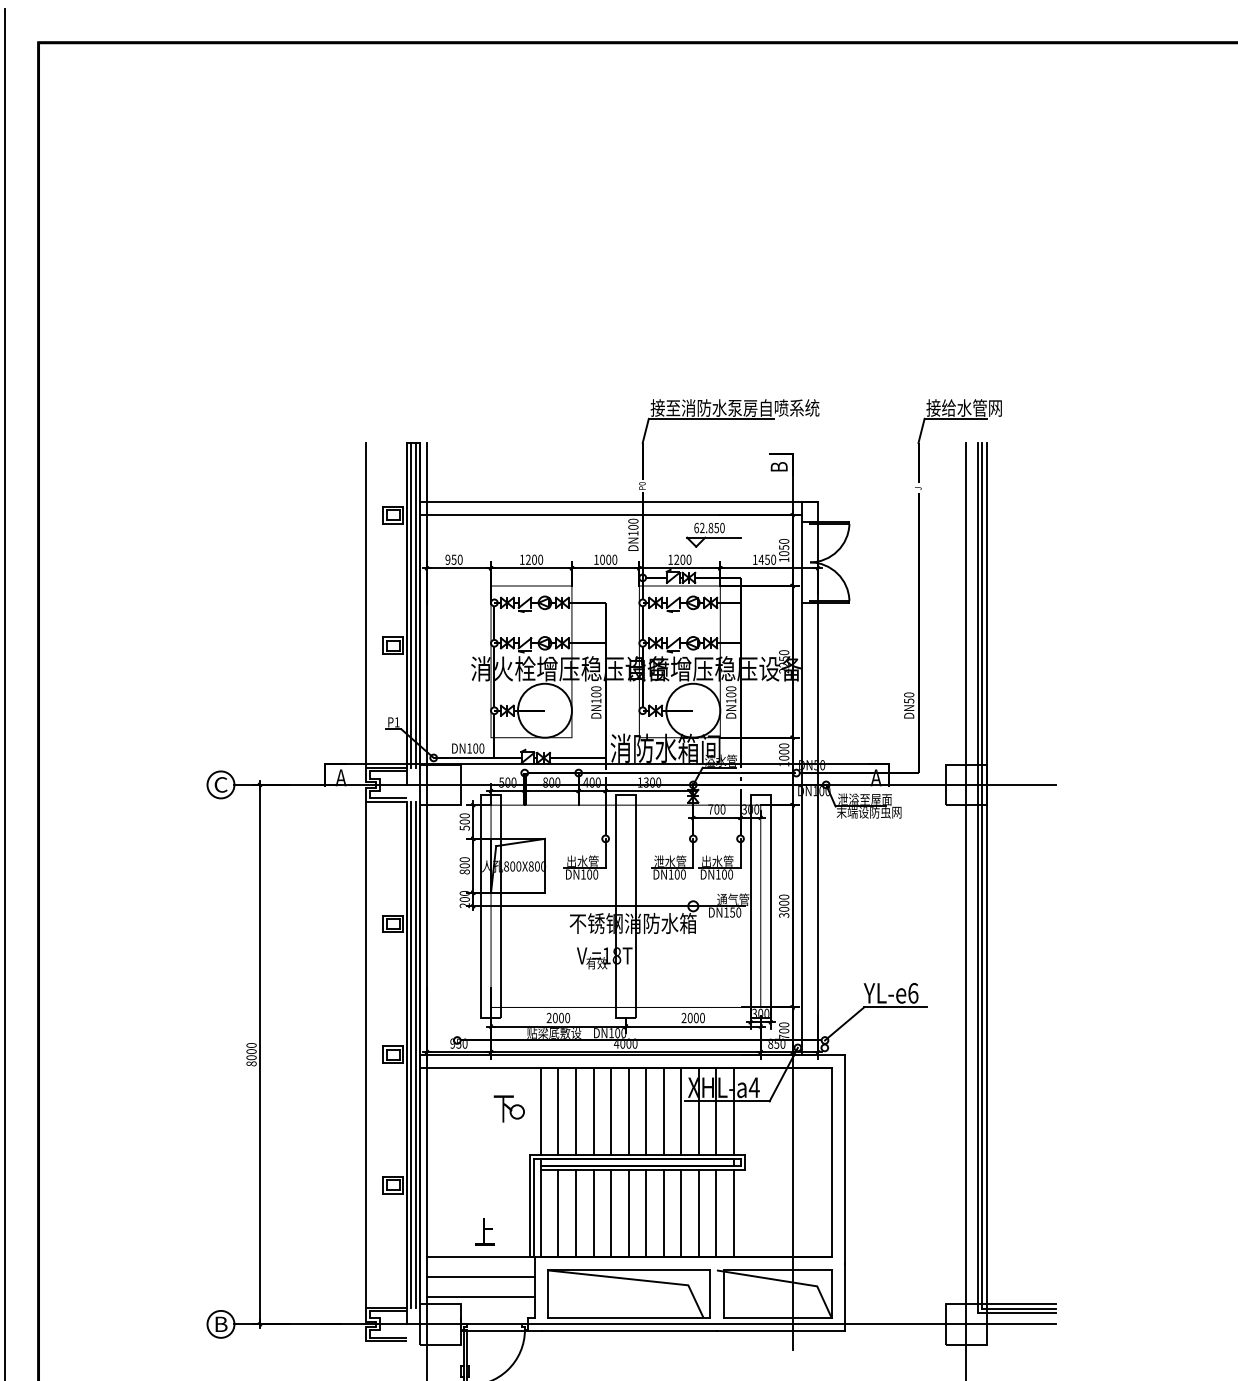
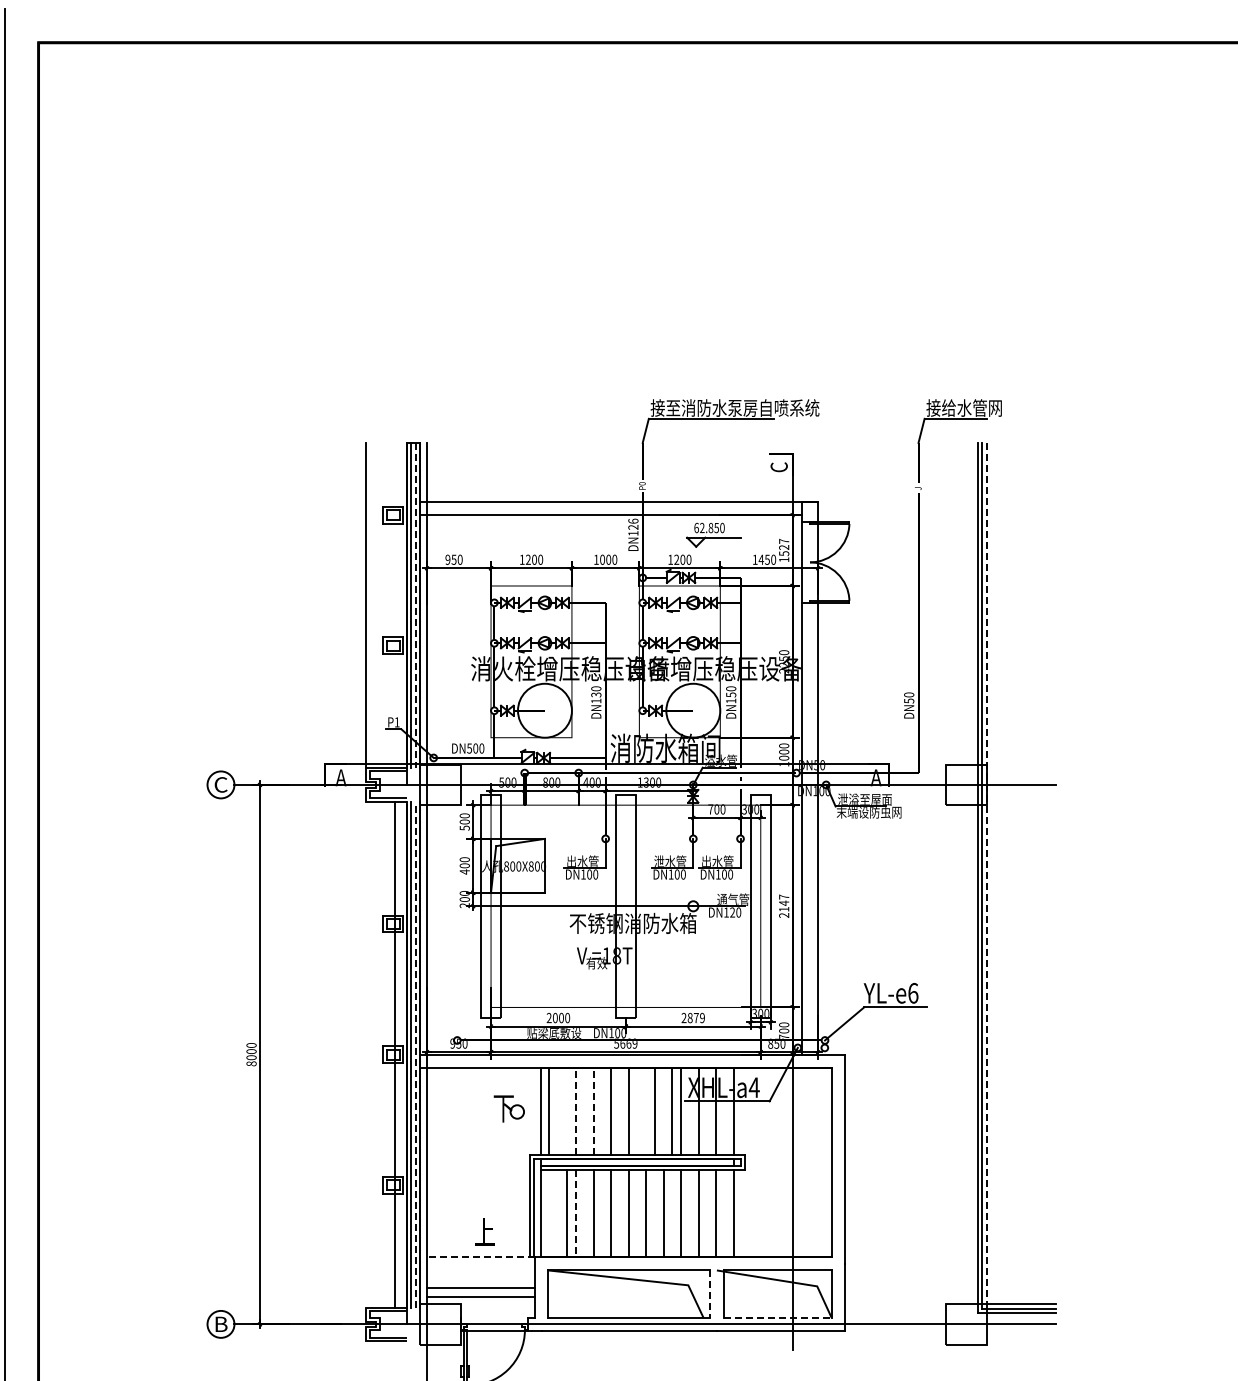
text: B -> C (778, 467)
text: DN100 -> DN126 (633, 523)
text: 1050 -> 1527 (784, 547)
line: solid -> dashed (415, 605)
text: DN100 -> DN130 (596, 694)
text: DN100 -> DN150 (731, 694)
text: DN100 -> DN500 (469, 748)
text: 800 -> 400 (464, 871)
line: solid -> dashed (986, 873)
text: 3000 -> 2147 (784, 905)
line: present -> none (966, 909)
text: DN150 -> DN120 (732, 912)
text: 2000 -> 2879 (695, 1017)
text: 4000 -> 5669 (625, 1043)
line position: (366, 1054) -> (395, 1054) (395, 1054)
line: solid -> dashed (415, 1054)
line position: (558, 1111) -> (549, 1111) (549, 1111)
line: solid -> dashed (575, 1111)
line: solid -> dashed (593, 1111)
line position: (646, 1111) -> (655, 1111) (655, 1111)
line position: (663, 1111) -> (671, 1111) (671, 1111)
line position: (558, 1212) -> (567, 1212) (567, 1212)
line: solid -> dashed (575, 1213)
line: solid -> dashed (480, 1256)
line position: (480, 1277) -> (480, 1288) (480, 1288)
line: solid -> dashed (710, 1294)
line: solid -> dashed (777, 1317)
